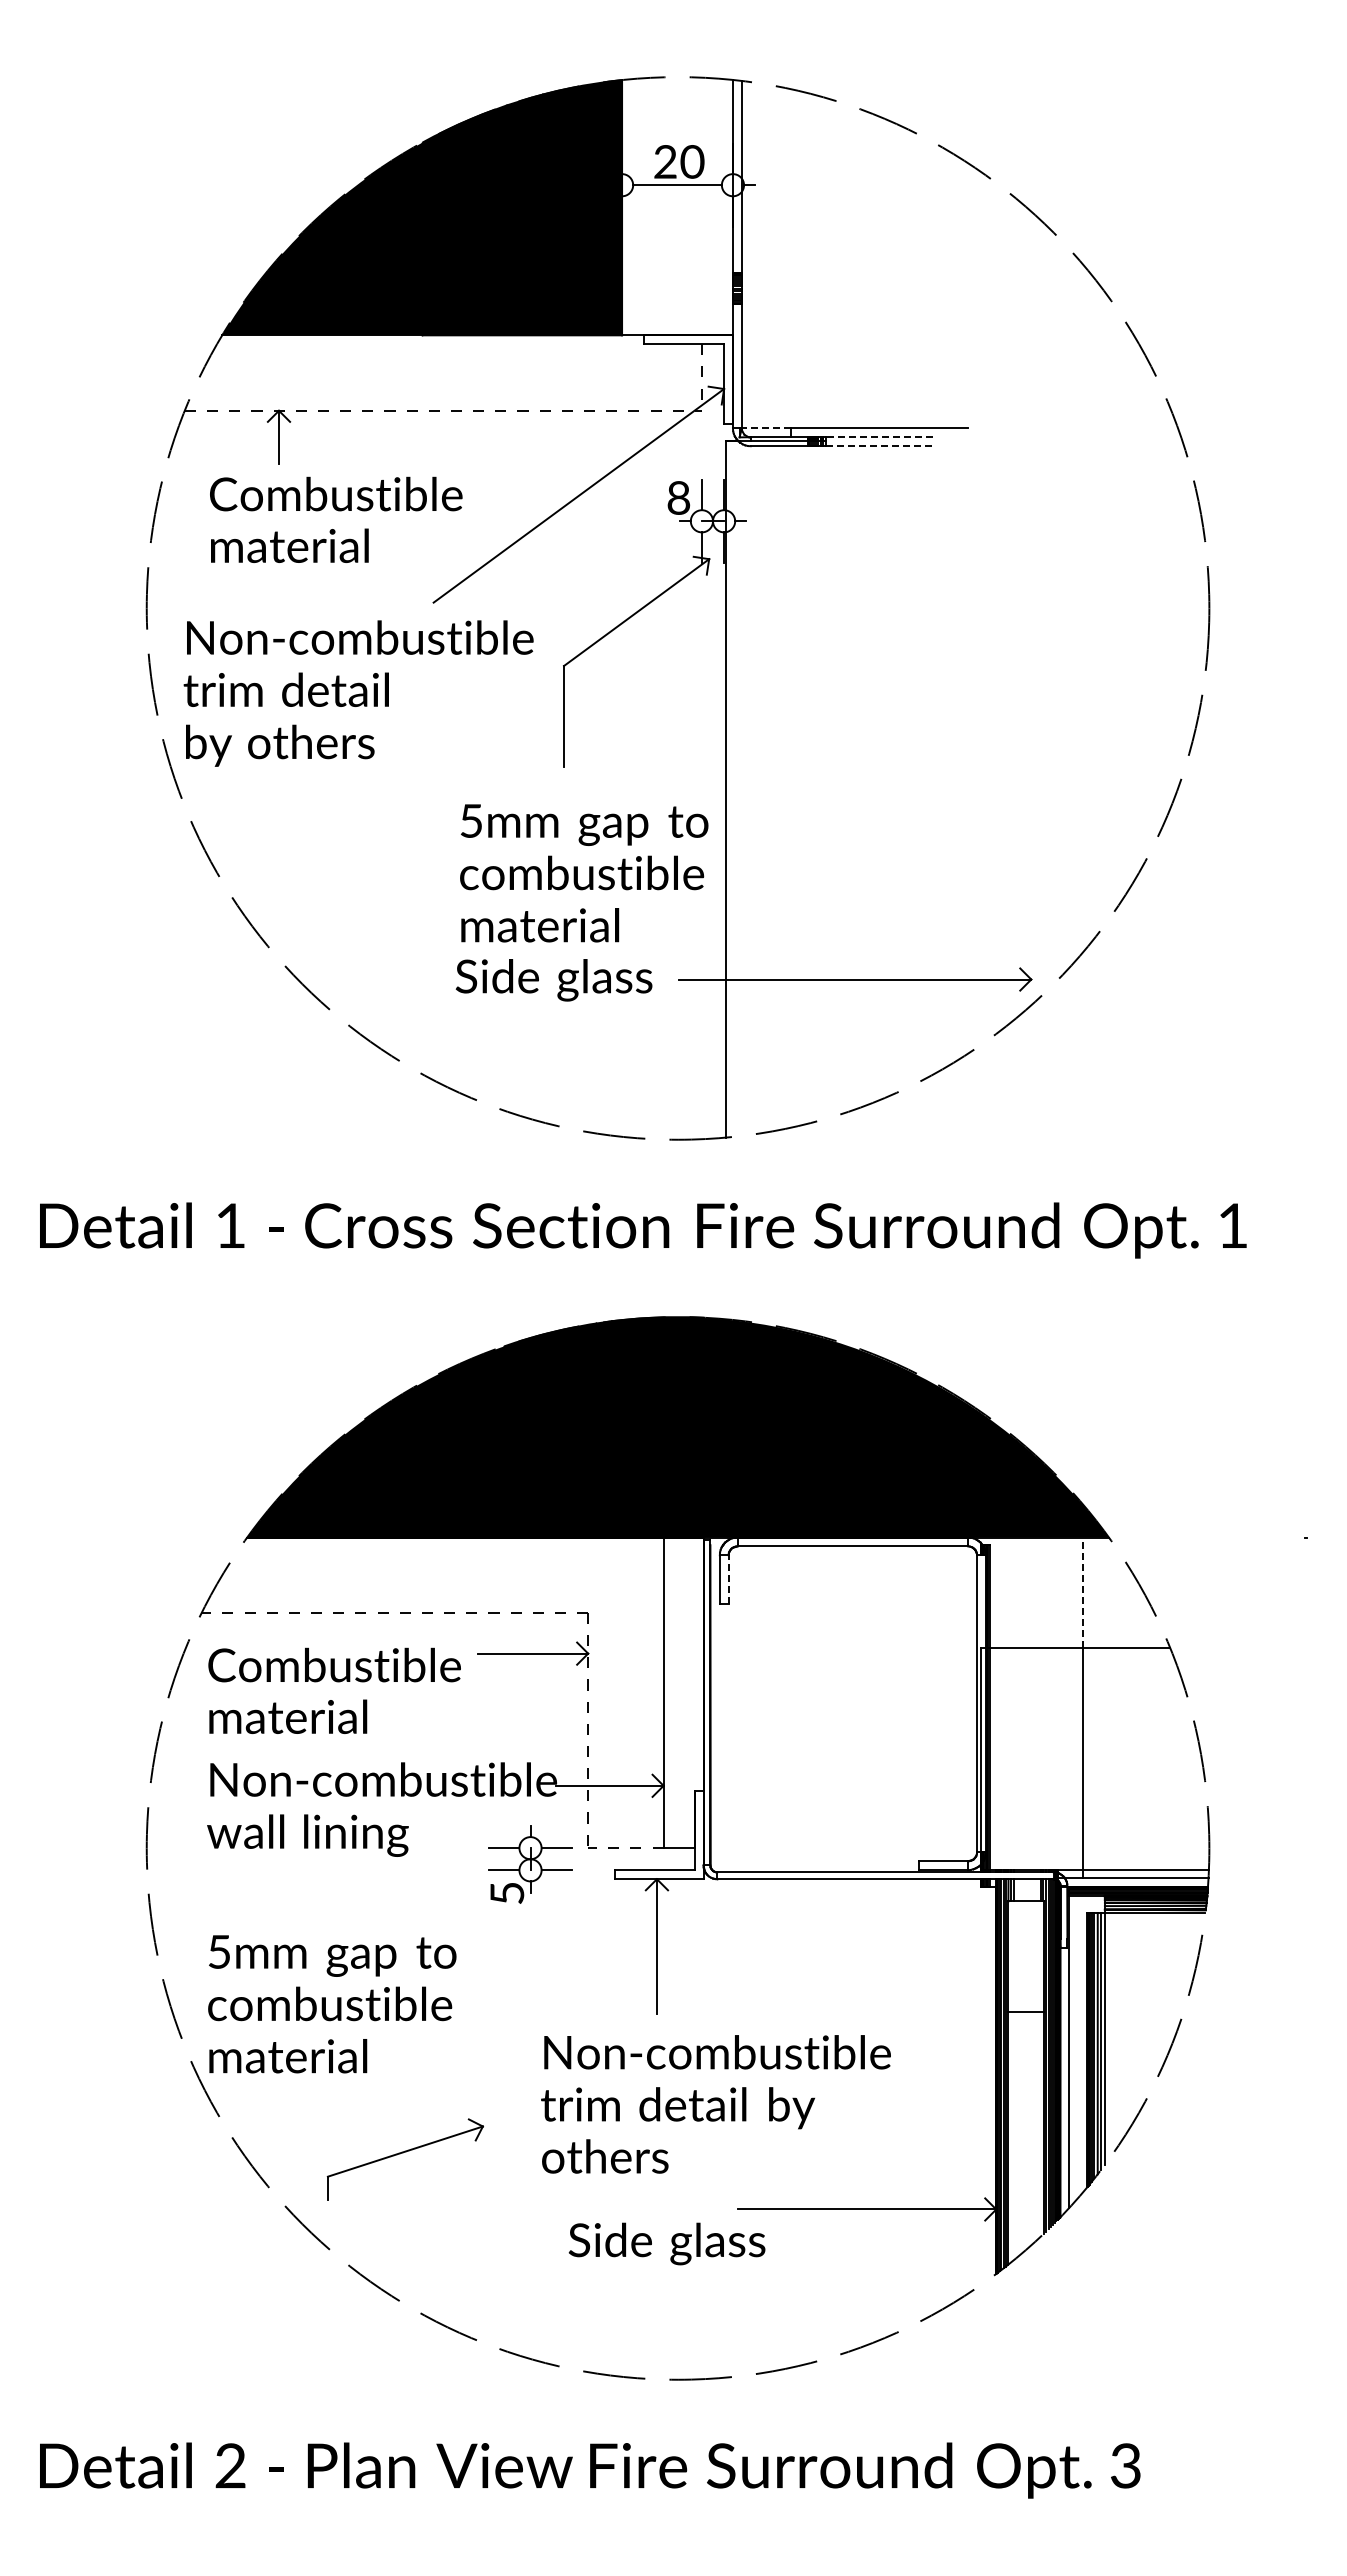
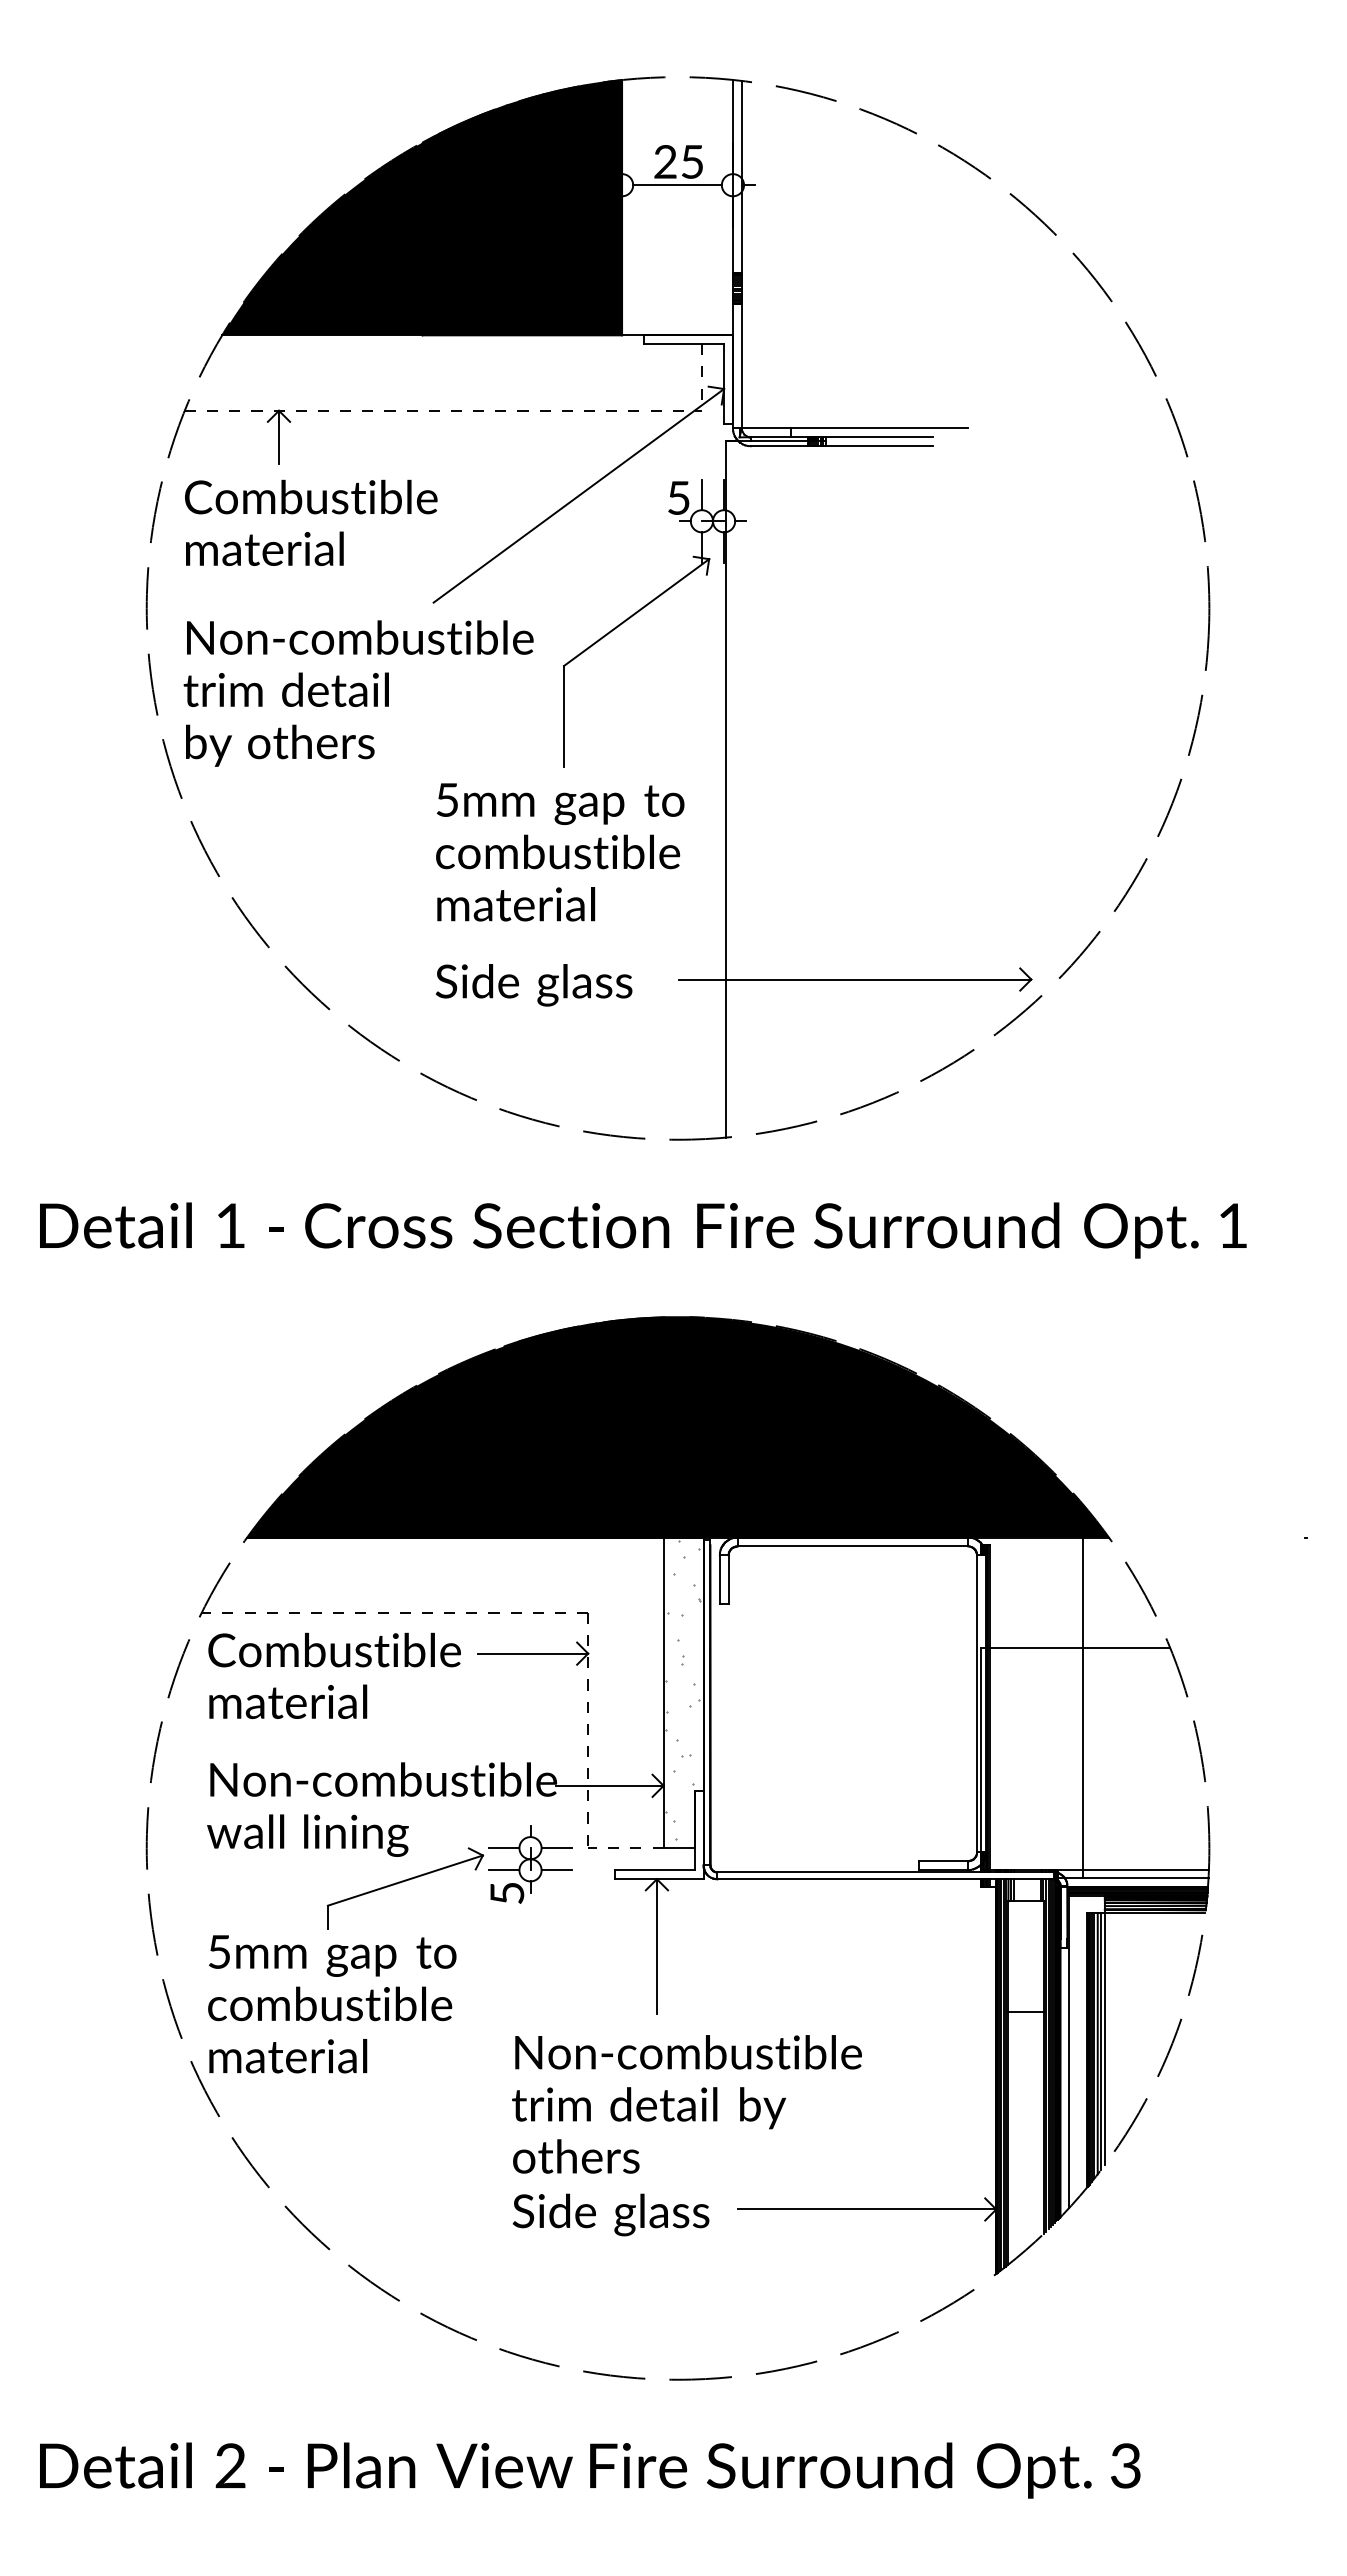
text: 20 -> 25 (692, 161)
line: dashed -> solid (765, 428)
line: dashed -> solid (878, 437)
line: dashed -> solid (879, 446)
text: 8 -> 5 (678, 497)
text position: (336, 519) -> (311, 522) (311, 522)
text position: (584, 873) -> (560, 852) (560, 852)
text position: (553, 980) -> (533, 985) (533, 985)
line: dashed -> solid (728, 1579)
line: dashed -> solid (1082, 1592)
hatch: none -> present (682, 1689)
text position: (334, 1690) -> (334, 1675) (334, 1675)
text position: (715, 2104) -> (686, 2104) (686, 2104)
part position: (403, 2153) -> (403, 1882) (403, 1882)
text position: (666, 2243) -> (610, 2214) (610, 2214)
